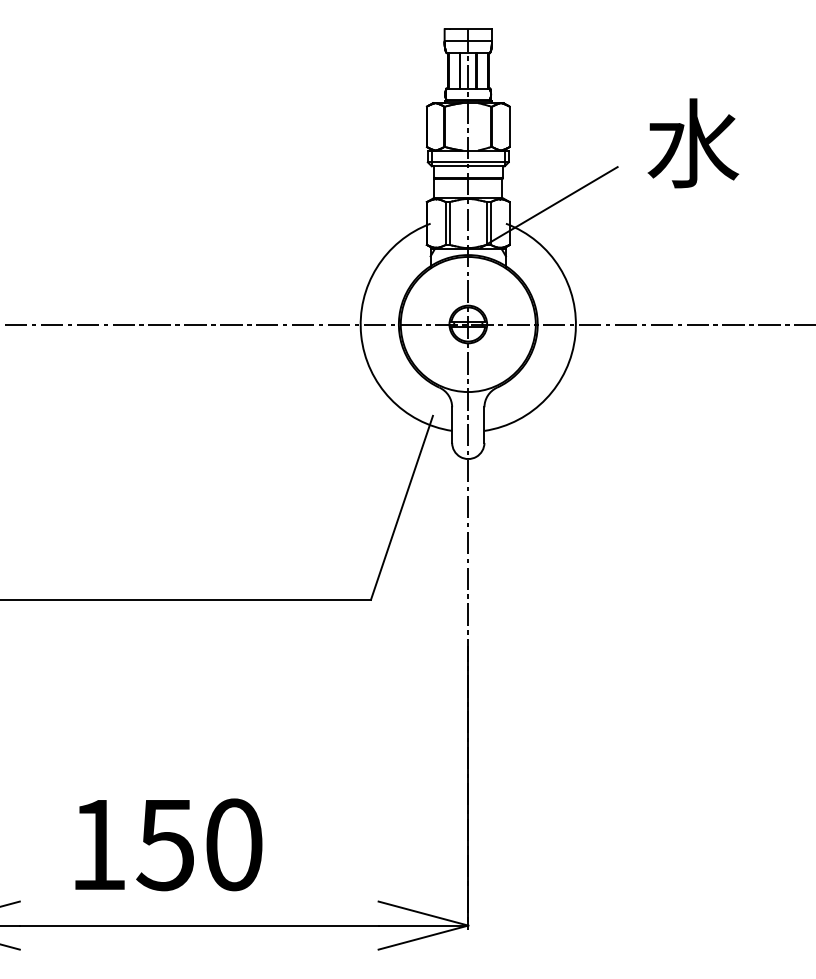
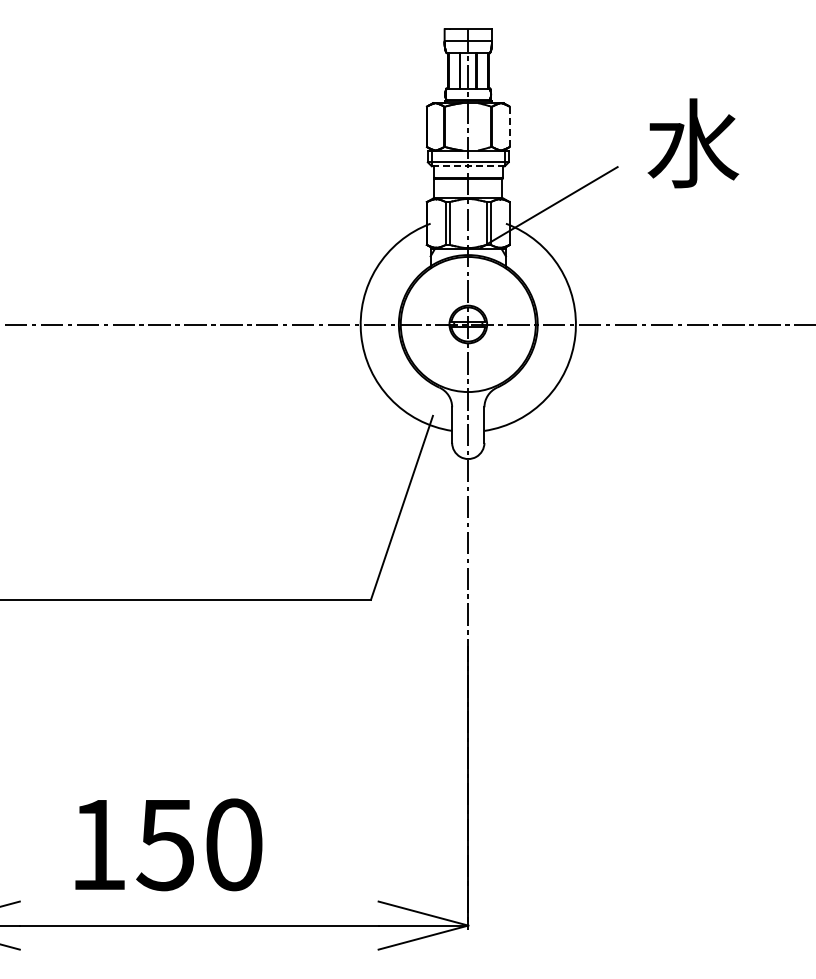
line: solid -> dashed (509, 127)
line: solid -> dashed (468, 166)
